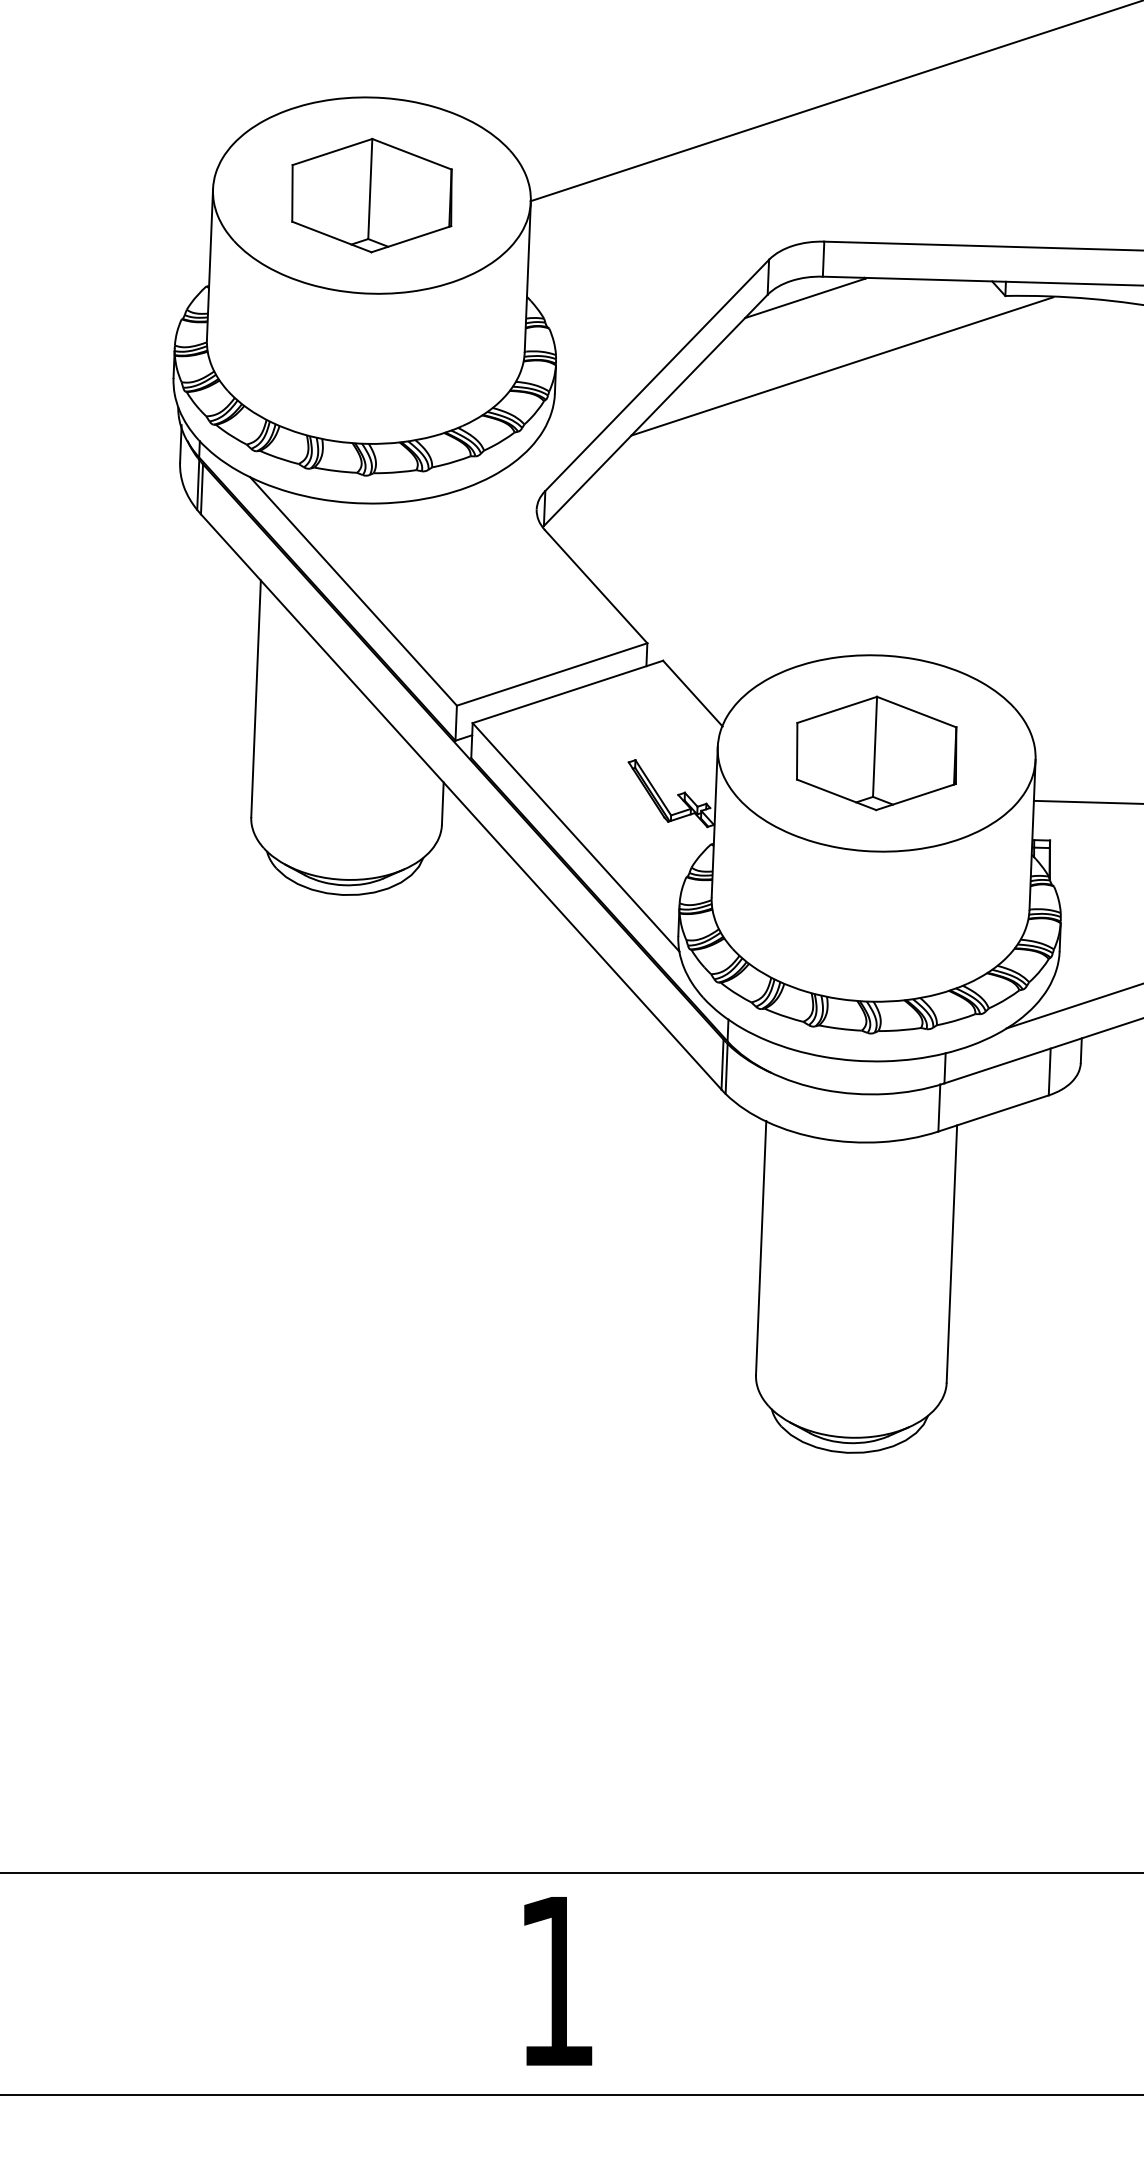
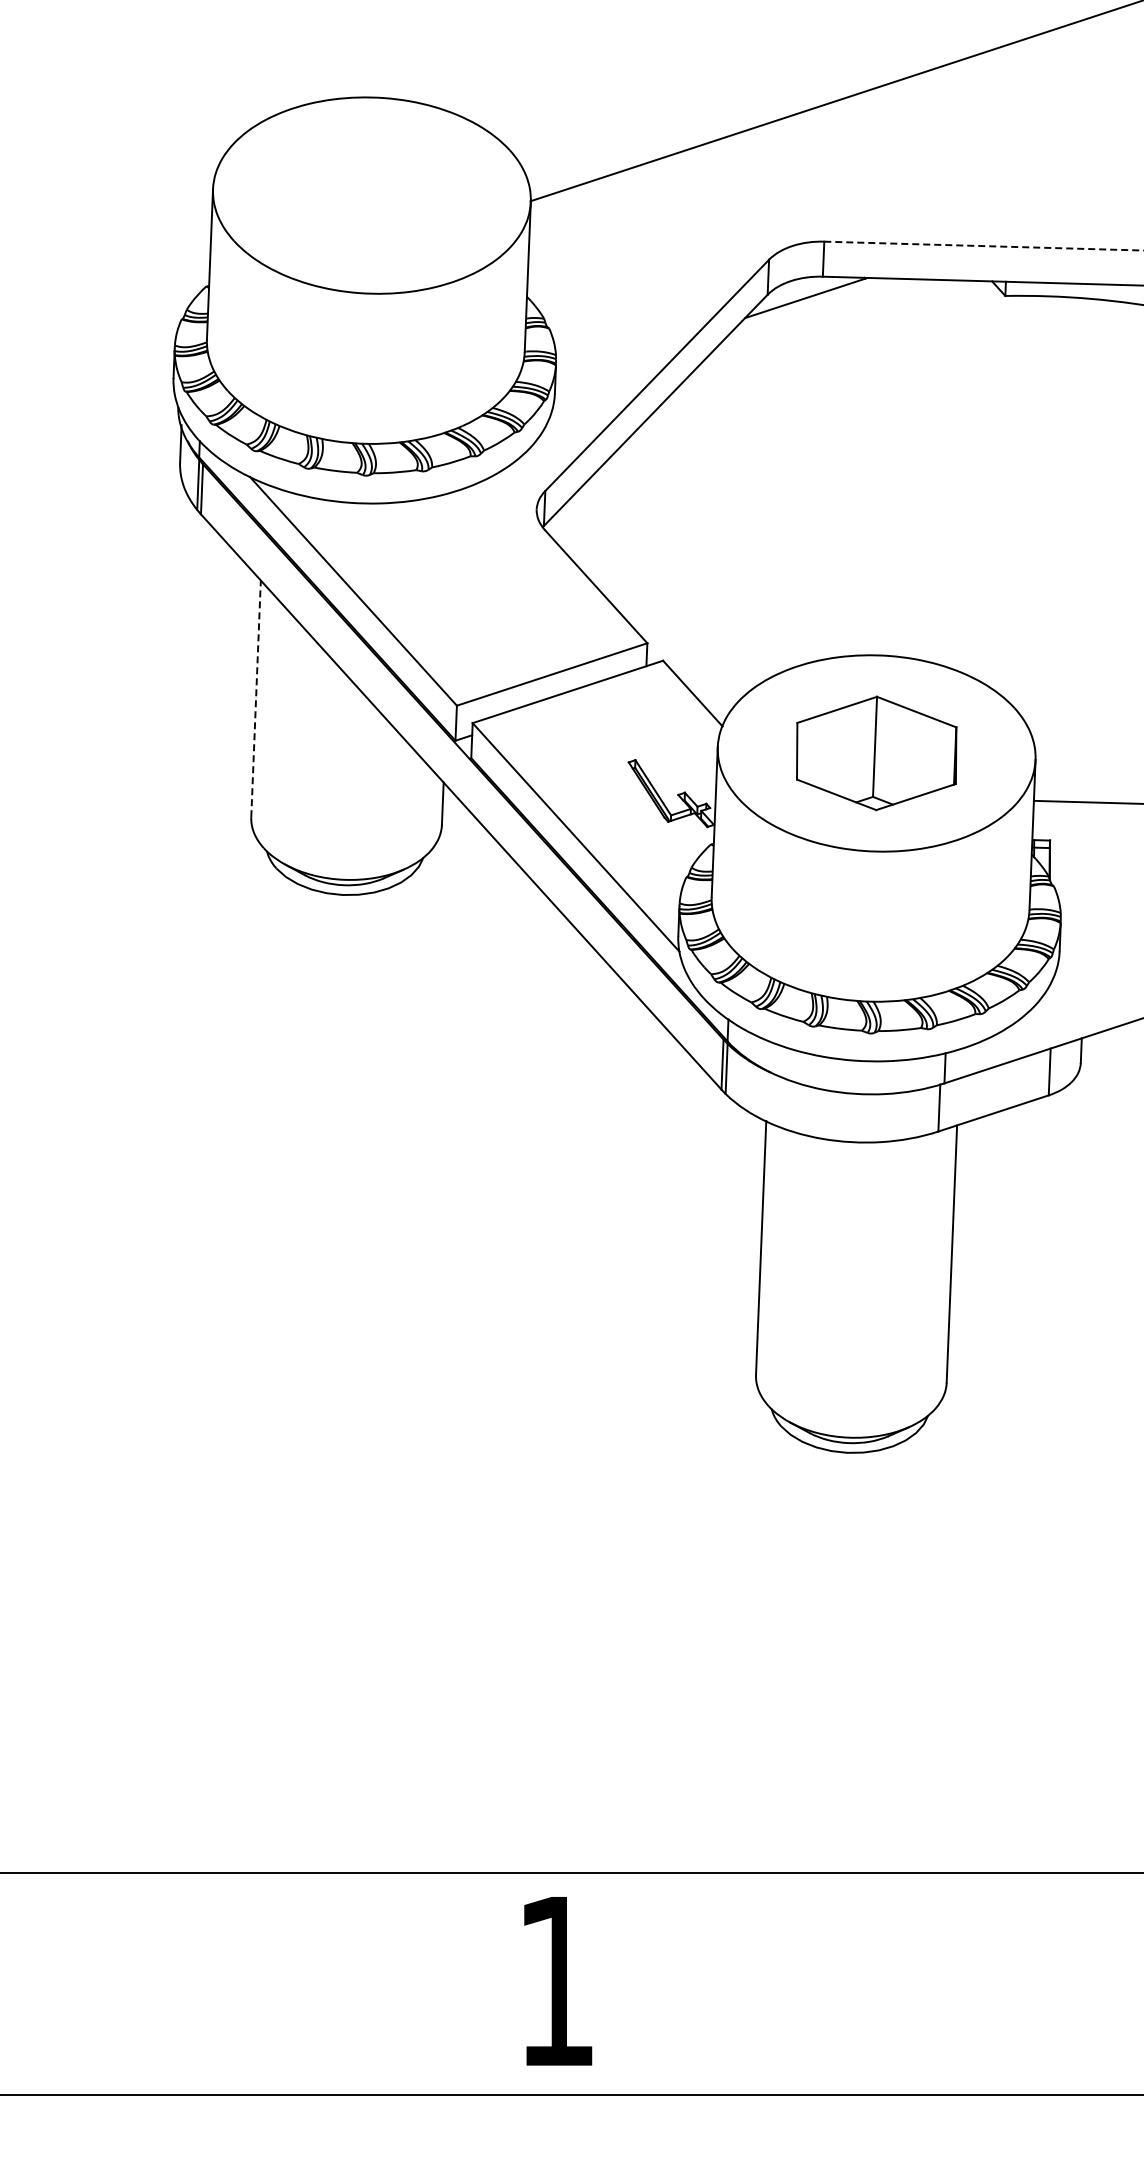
part: present -> none (371, 195)
line: solid -> dashed (983, 246)
line: present -> none (842, 366)
line: solid -> dashed (256, 698)
line: present -> none (1073, 1006)
